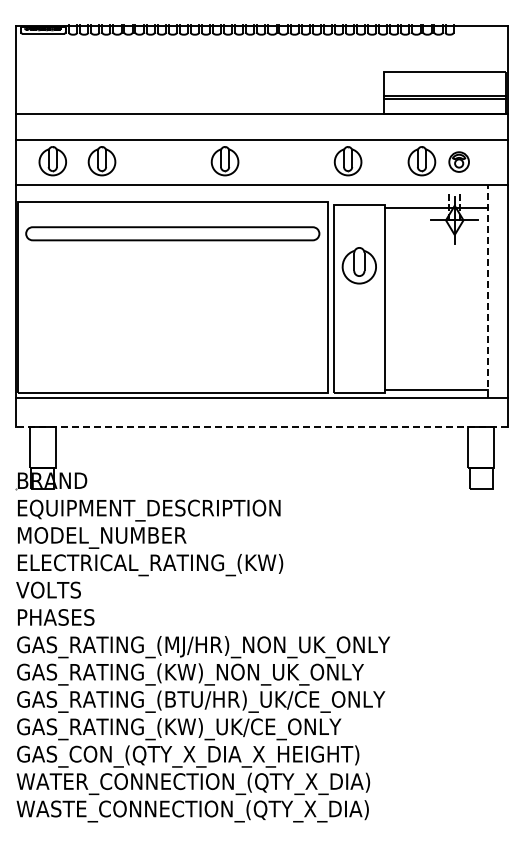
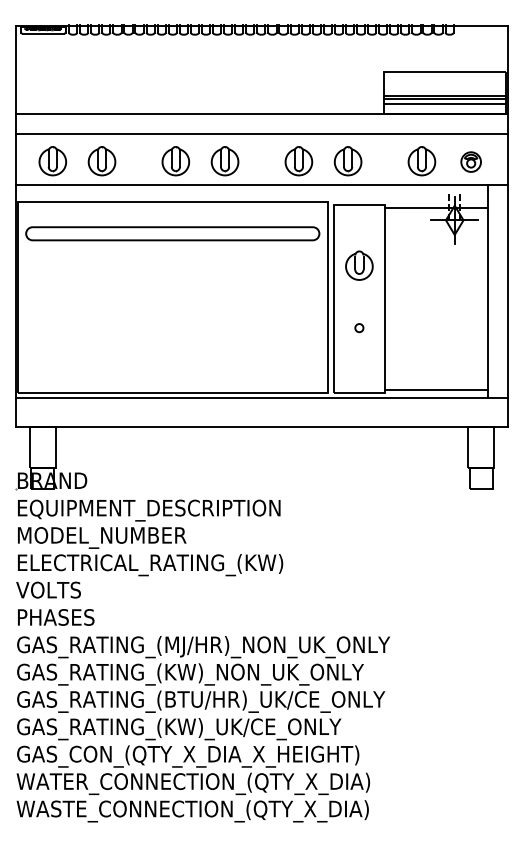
line: none -> present (444, 104)
line position: (261, 139) -> (261, 133) (261, 133)
part: none -> present (175, 161)
part: none -> present (298, 161)
part position: (458, 161) -> (470, 161) (470, 161)
part size: 36x38 px -> 29x31 px (359, 265)
line: dashed -> solid (487, 291)
circle: none -> present (359, 328)
line: dashed -> solid (261, 427)
